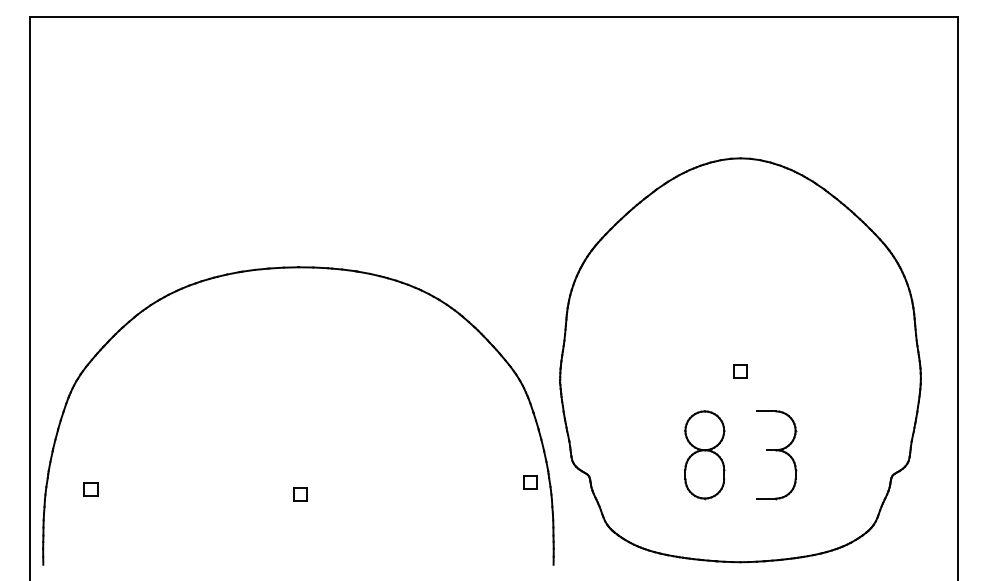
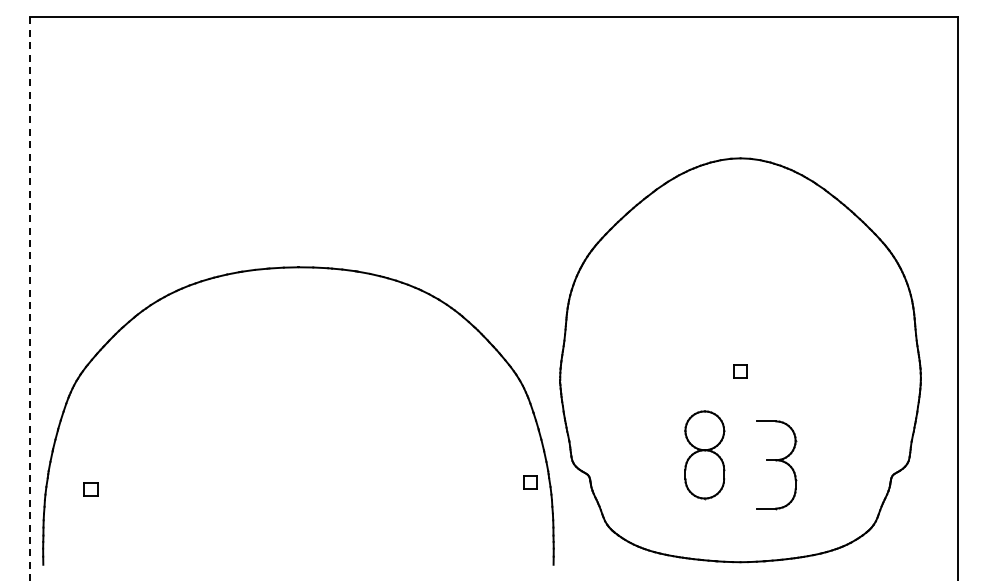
line: solid -> dashed (29, 299)
part position: (776, 455) -> (776, 465) (776, 465)
part: present -> none (300, 494)
